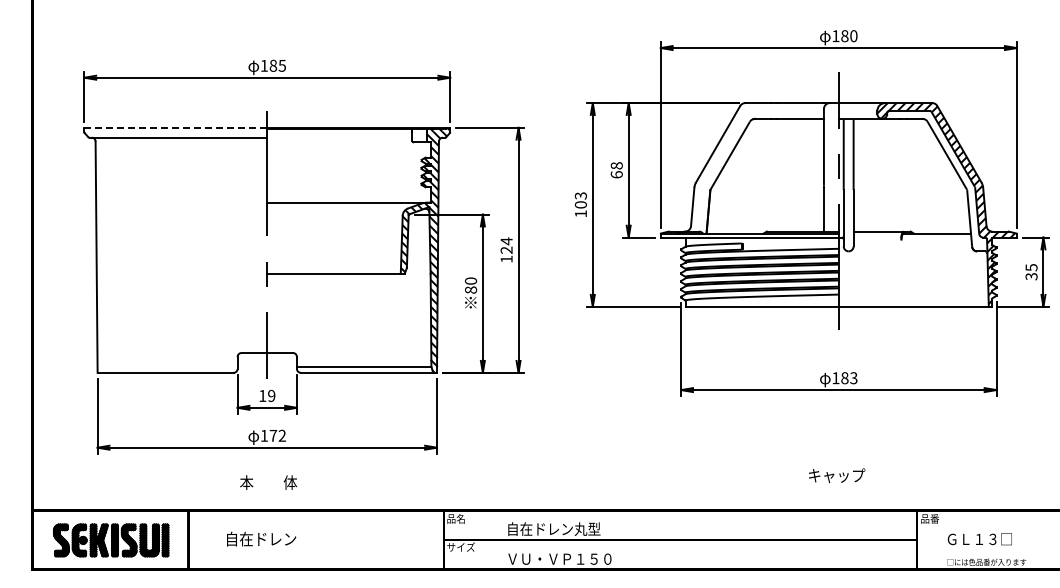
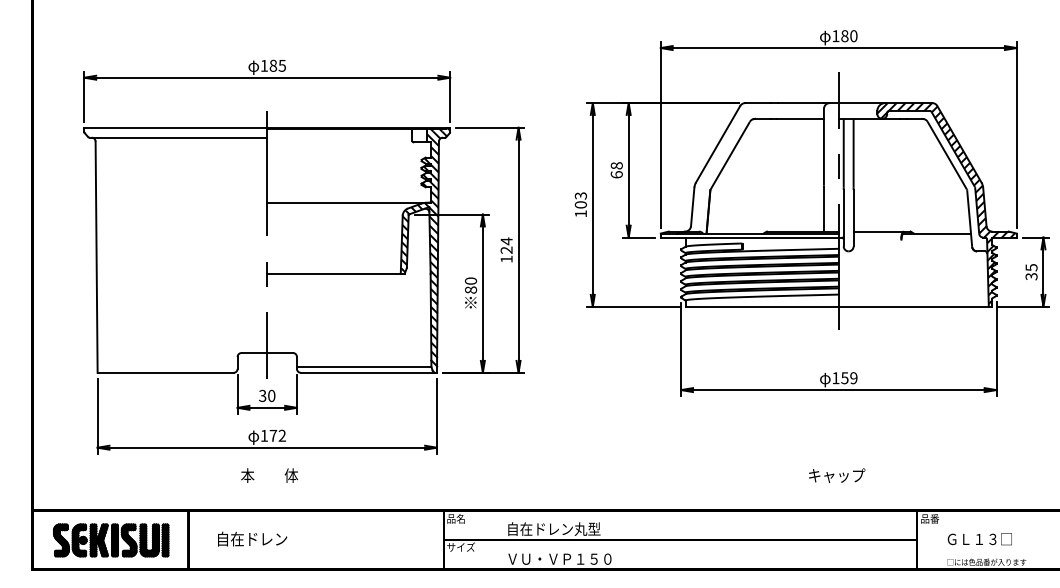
line: dashed -> solid (176, 127)
text: 183 -> 159 (849, 378)
text: 19 -> 30 (267, 395)
text position: (268, 482) -> (269, 475) (269, 475)
text position: (261, 538) -> (252, 538) (252, 538)
